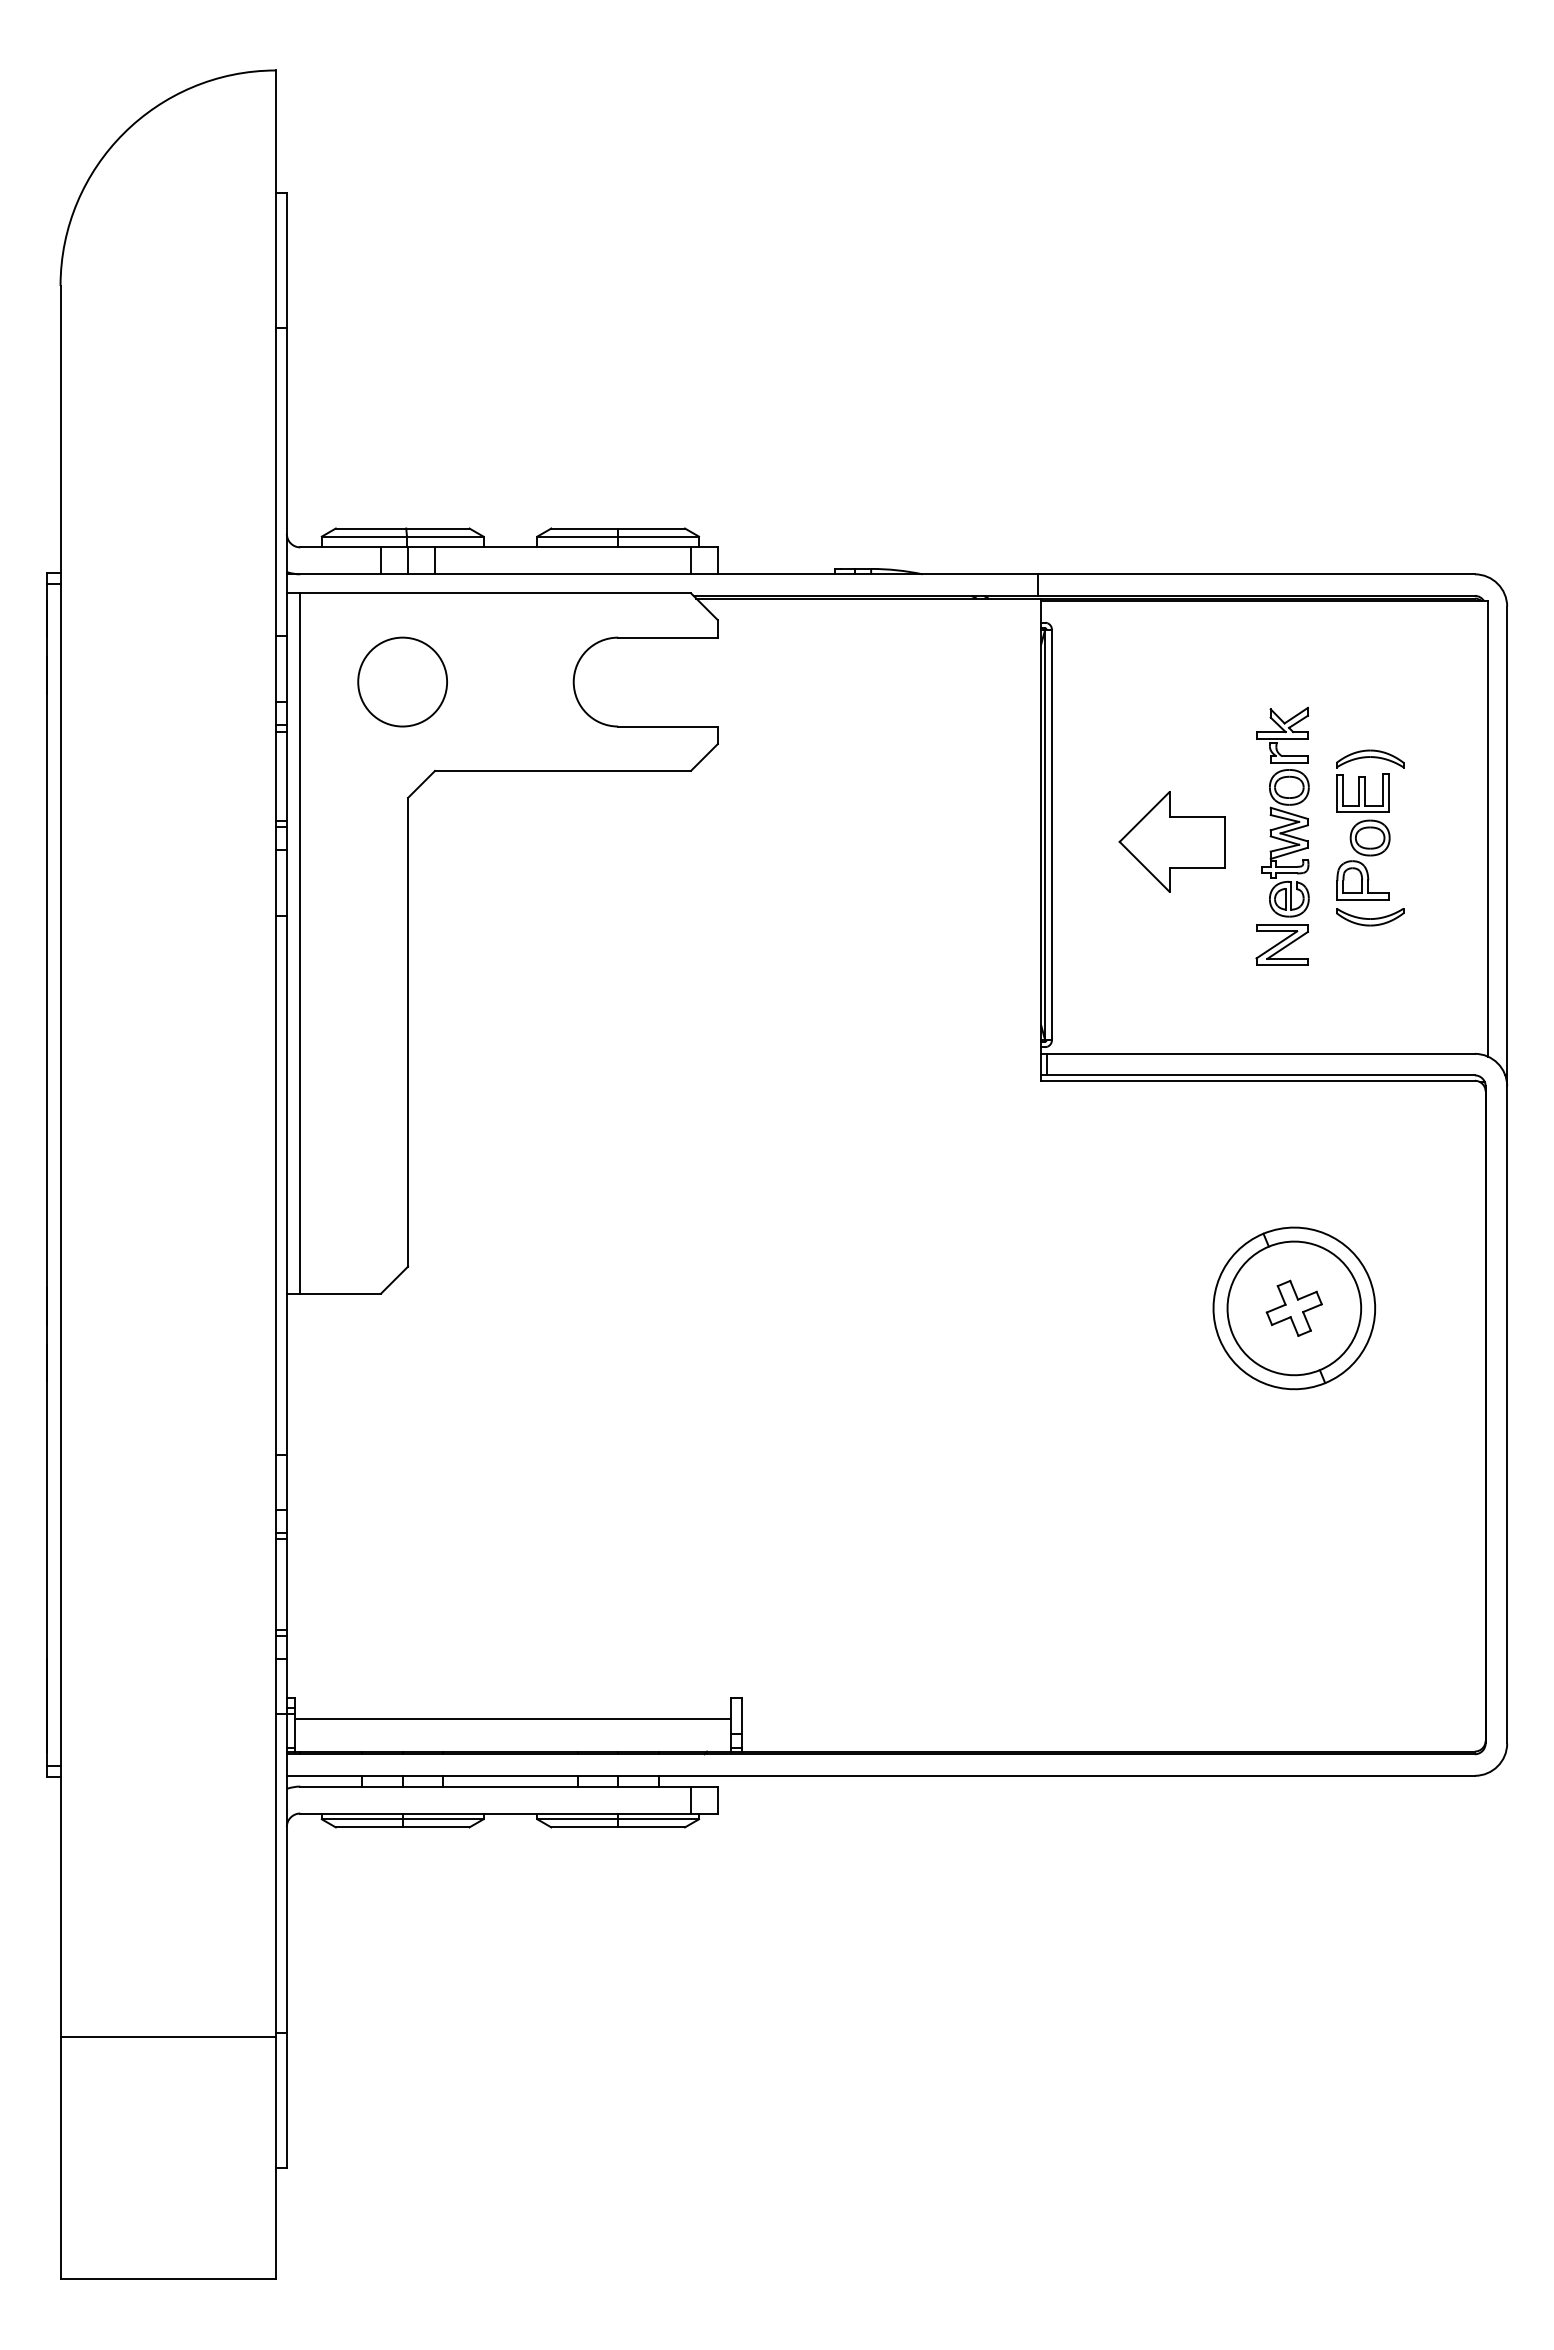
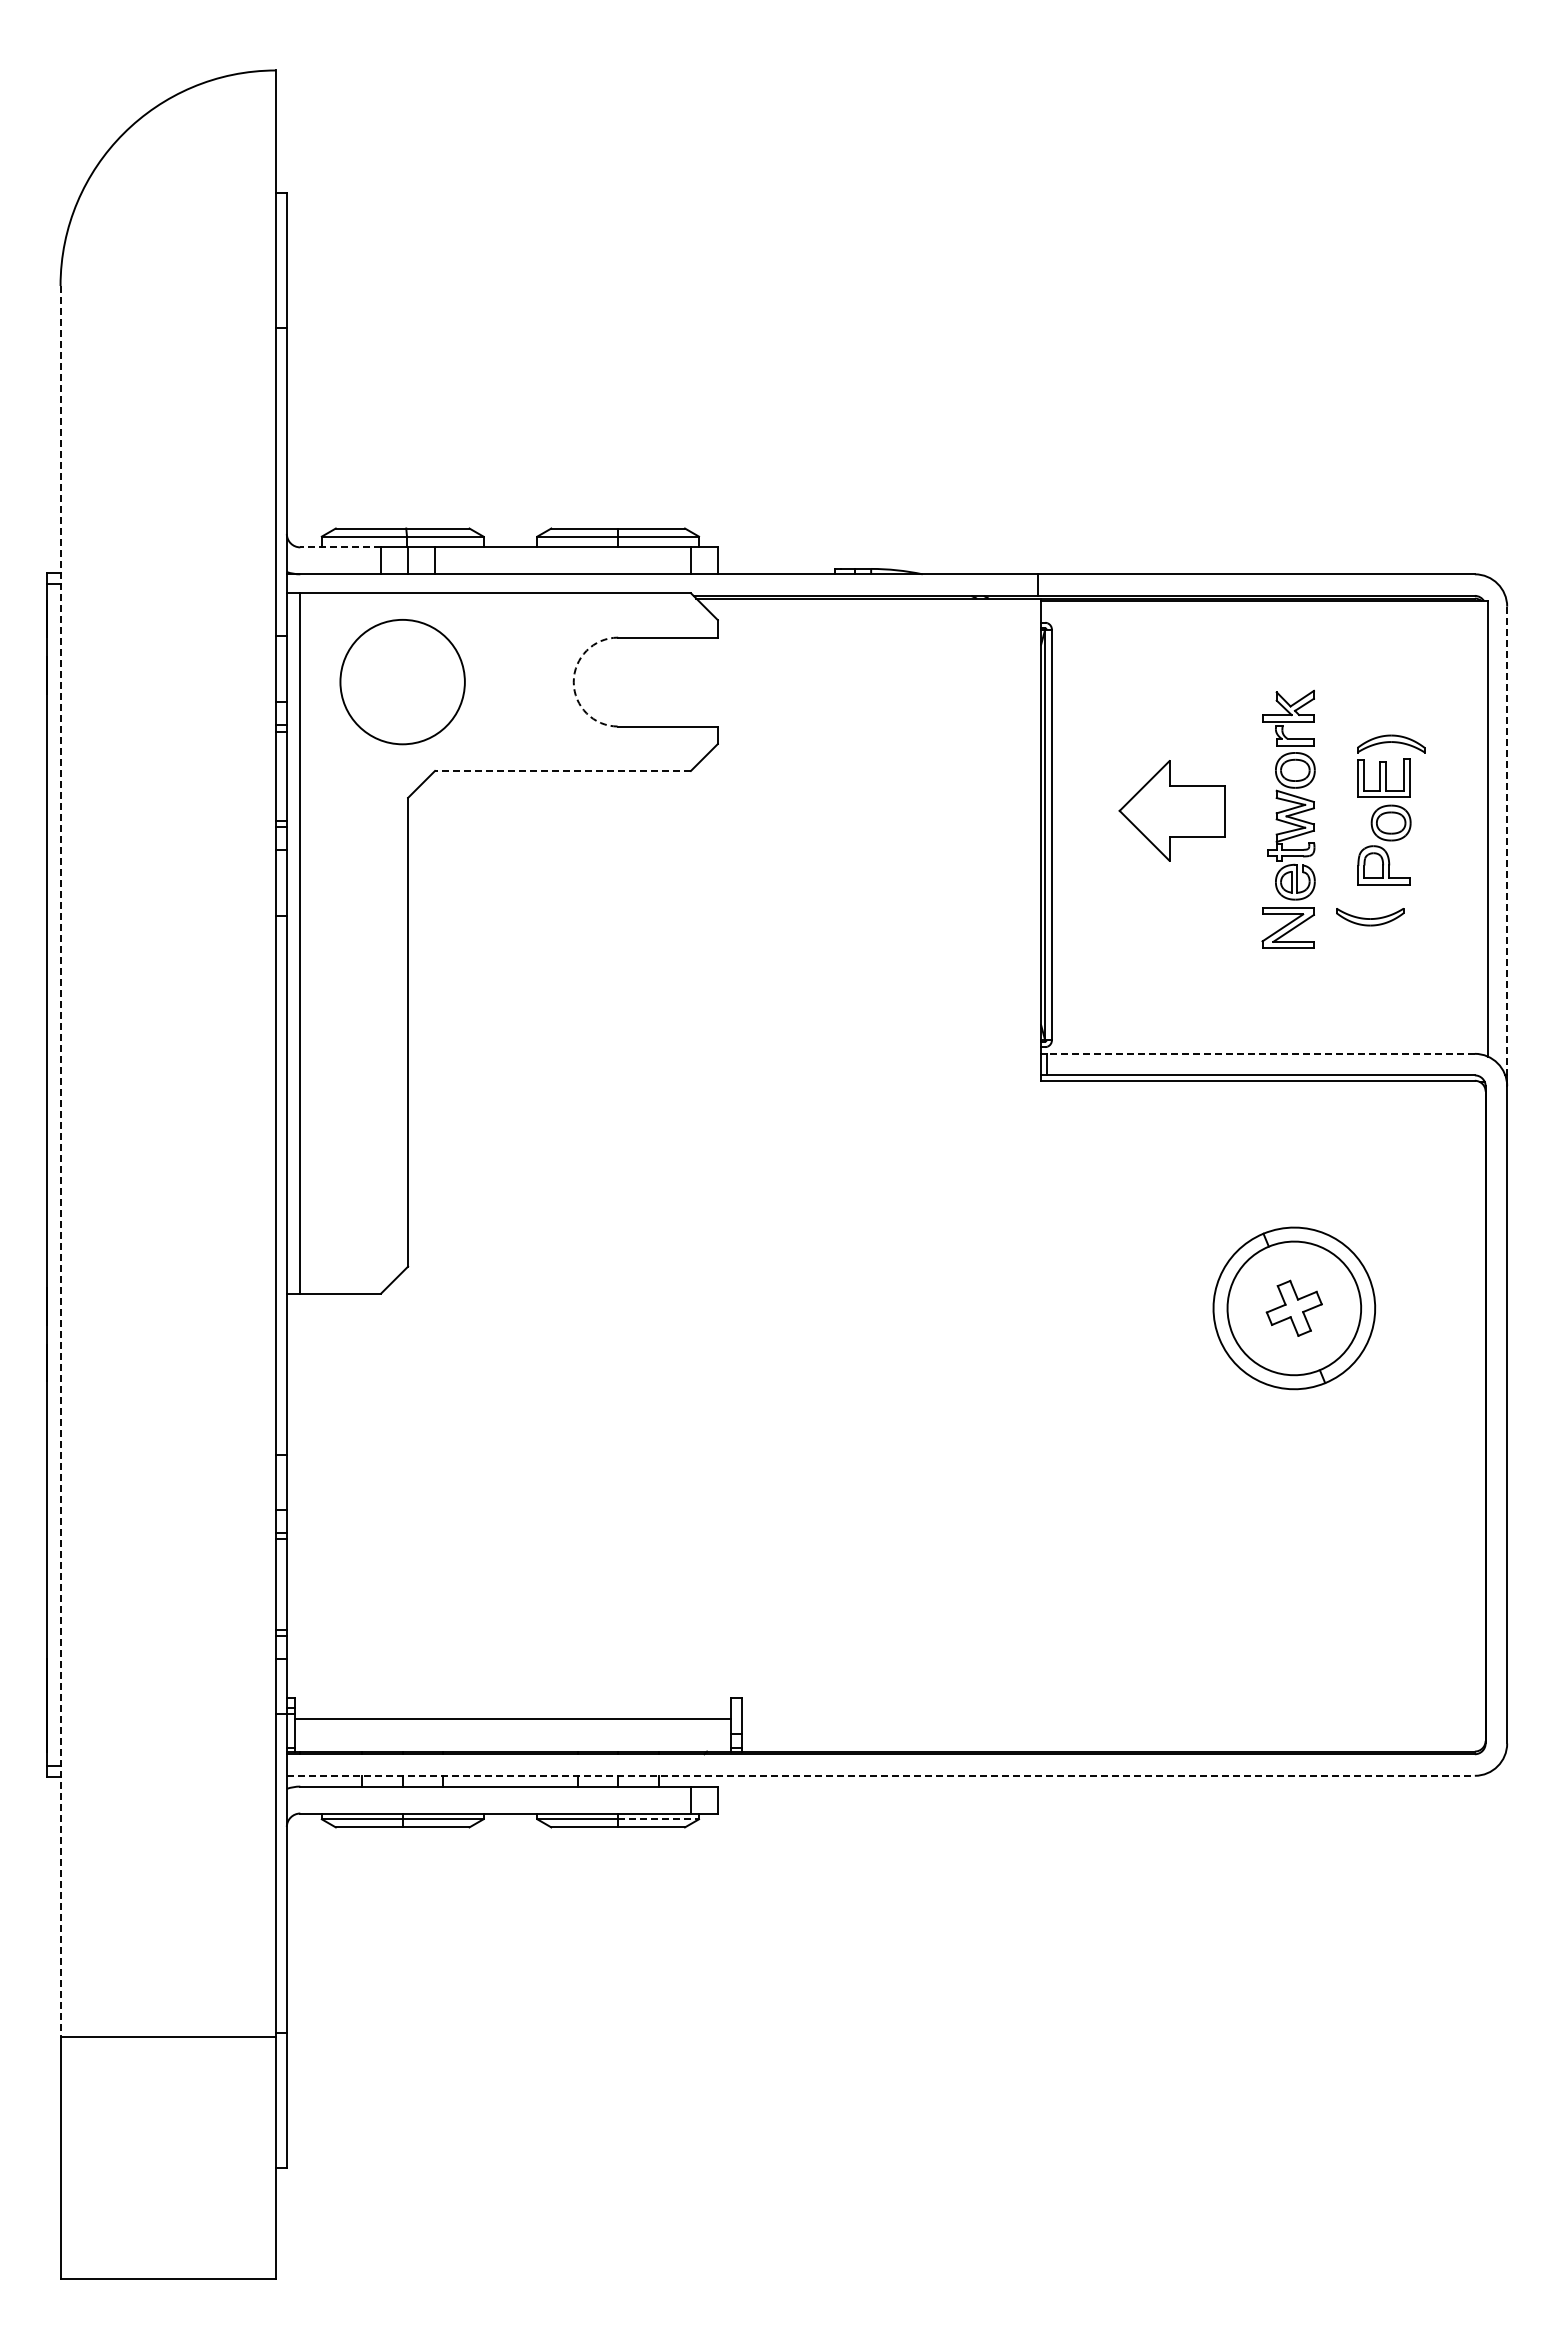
line: solid -> dashed (340, 547)
circle diameter: 89 px -> 124 px (402, 681)
arc: solid -> dashed (573, 682)
line: solid -> dashed (562, 770)
part position: (1370, 824) -> (1391, 809) (1391, 809)
part position: (1282, 835) -> (1288, 818) (1288, 818)
part position: (1171, 841) -> (1171, 810) (1171, 810)
line: solid -> dashed (1507, 841)
line: solid -> dashed (1260, 1053)
line: solid -> dashed (60, 1161)
line: solid -> dashed (881, 1775)
line: solid -> dashed (659, 1819)
